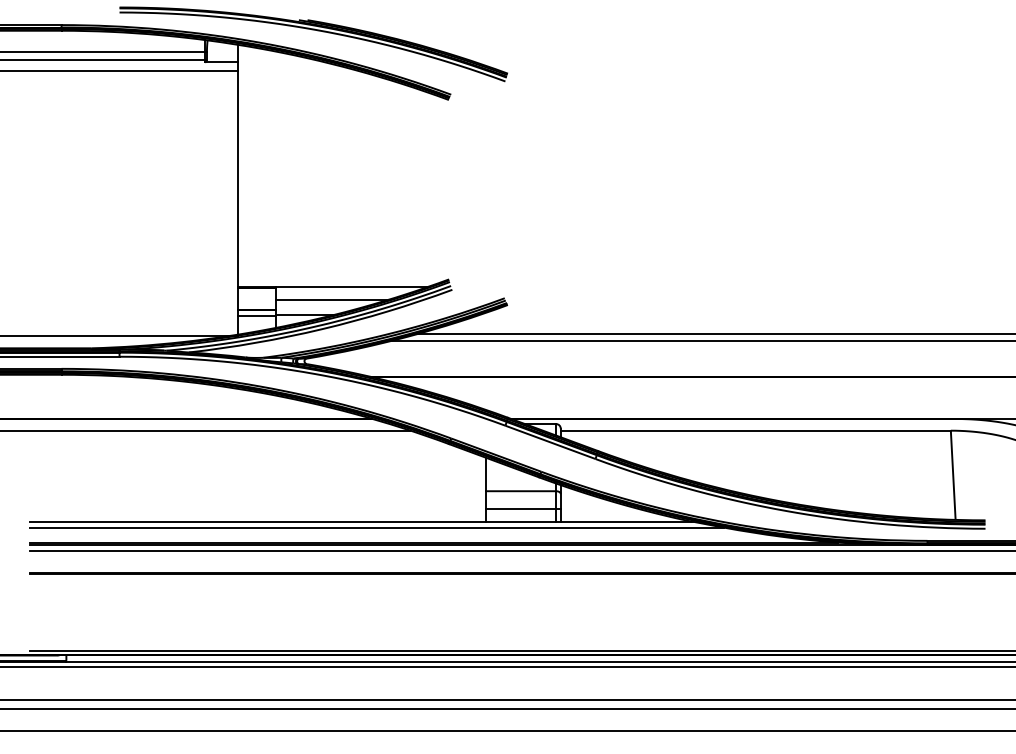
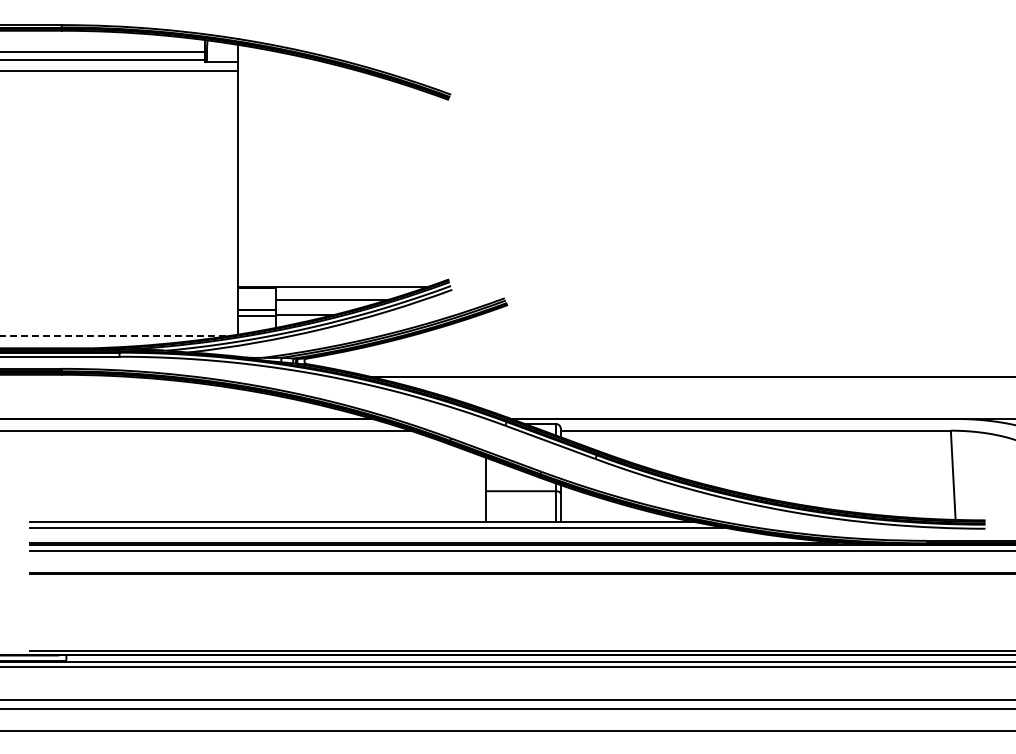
part: present -> none (317, 31)
line: present -> none (714, 334)
line: solid -> dashed (119, 335)
line: present -> none (701, 340)
line: present -> none (523, 509)
